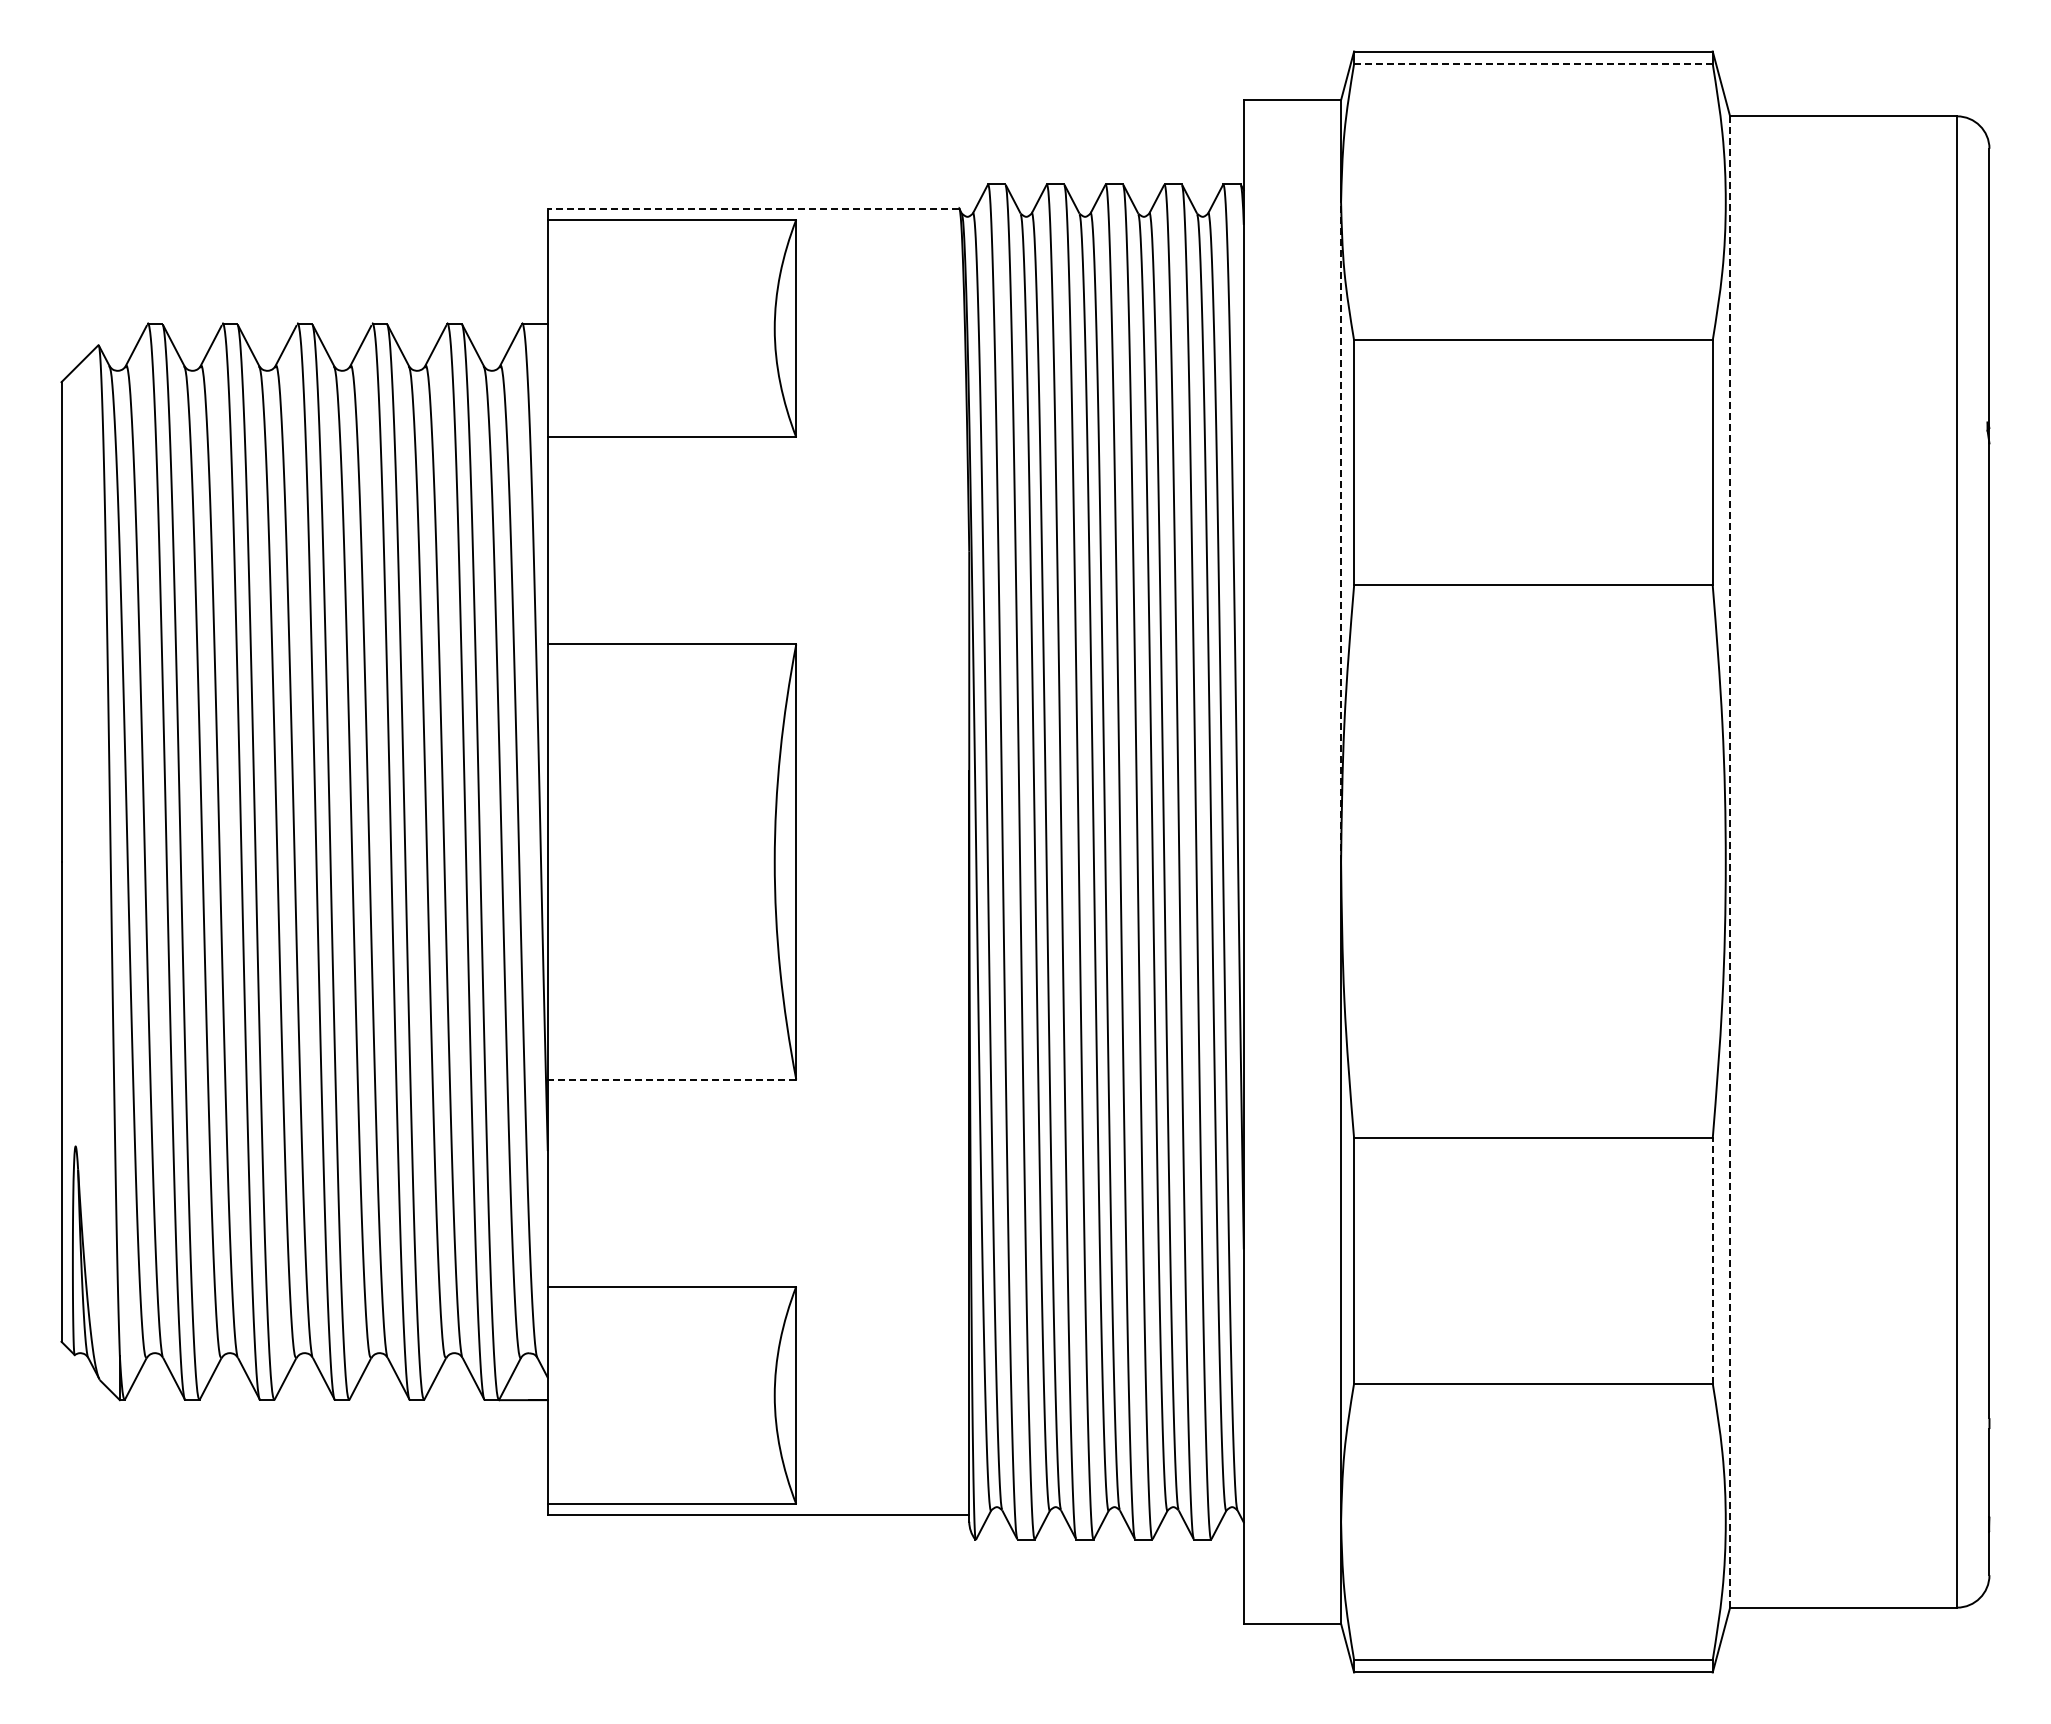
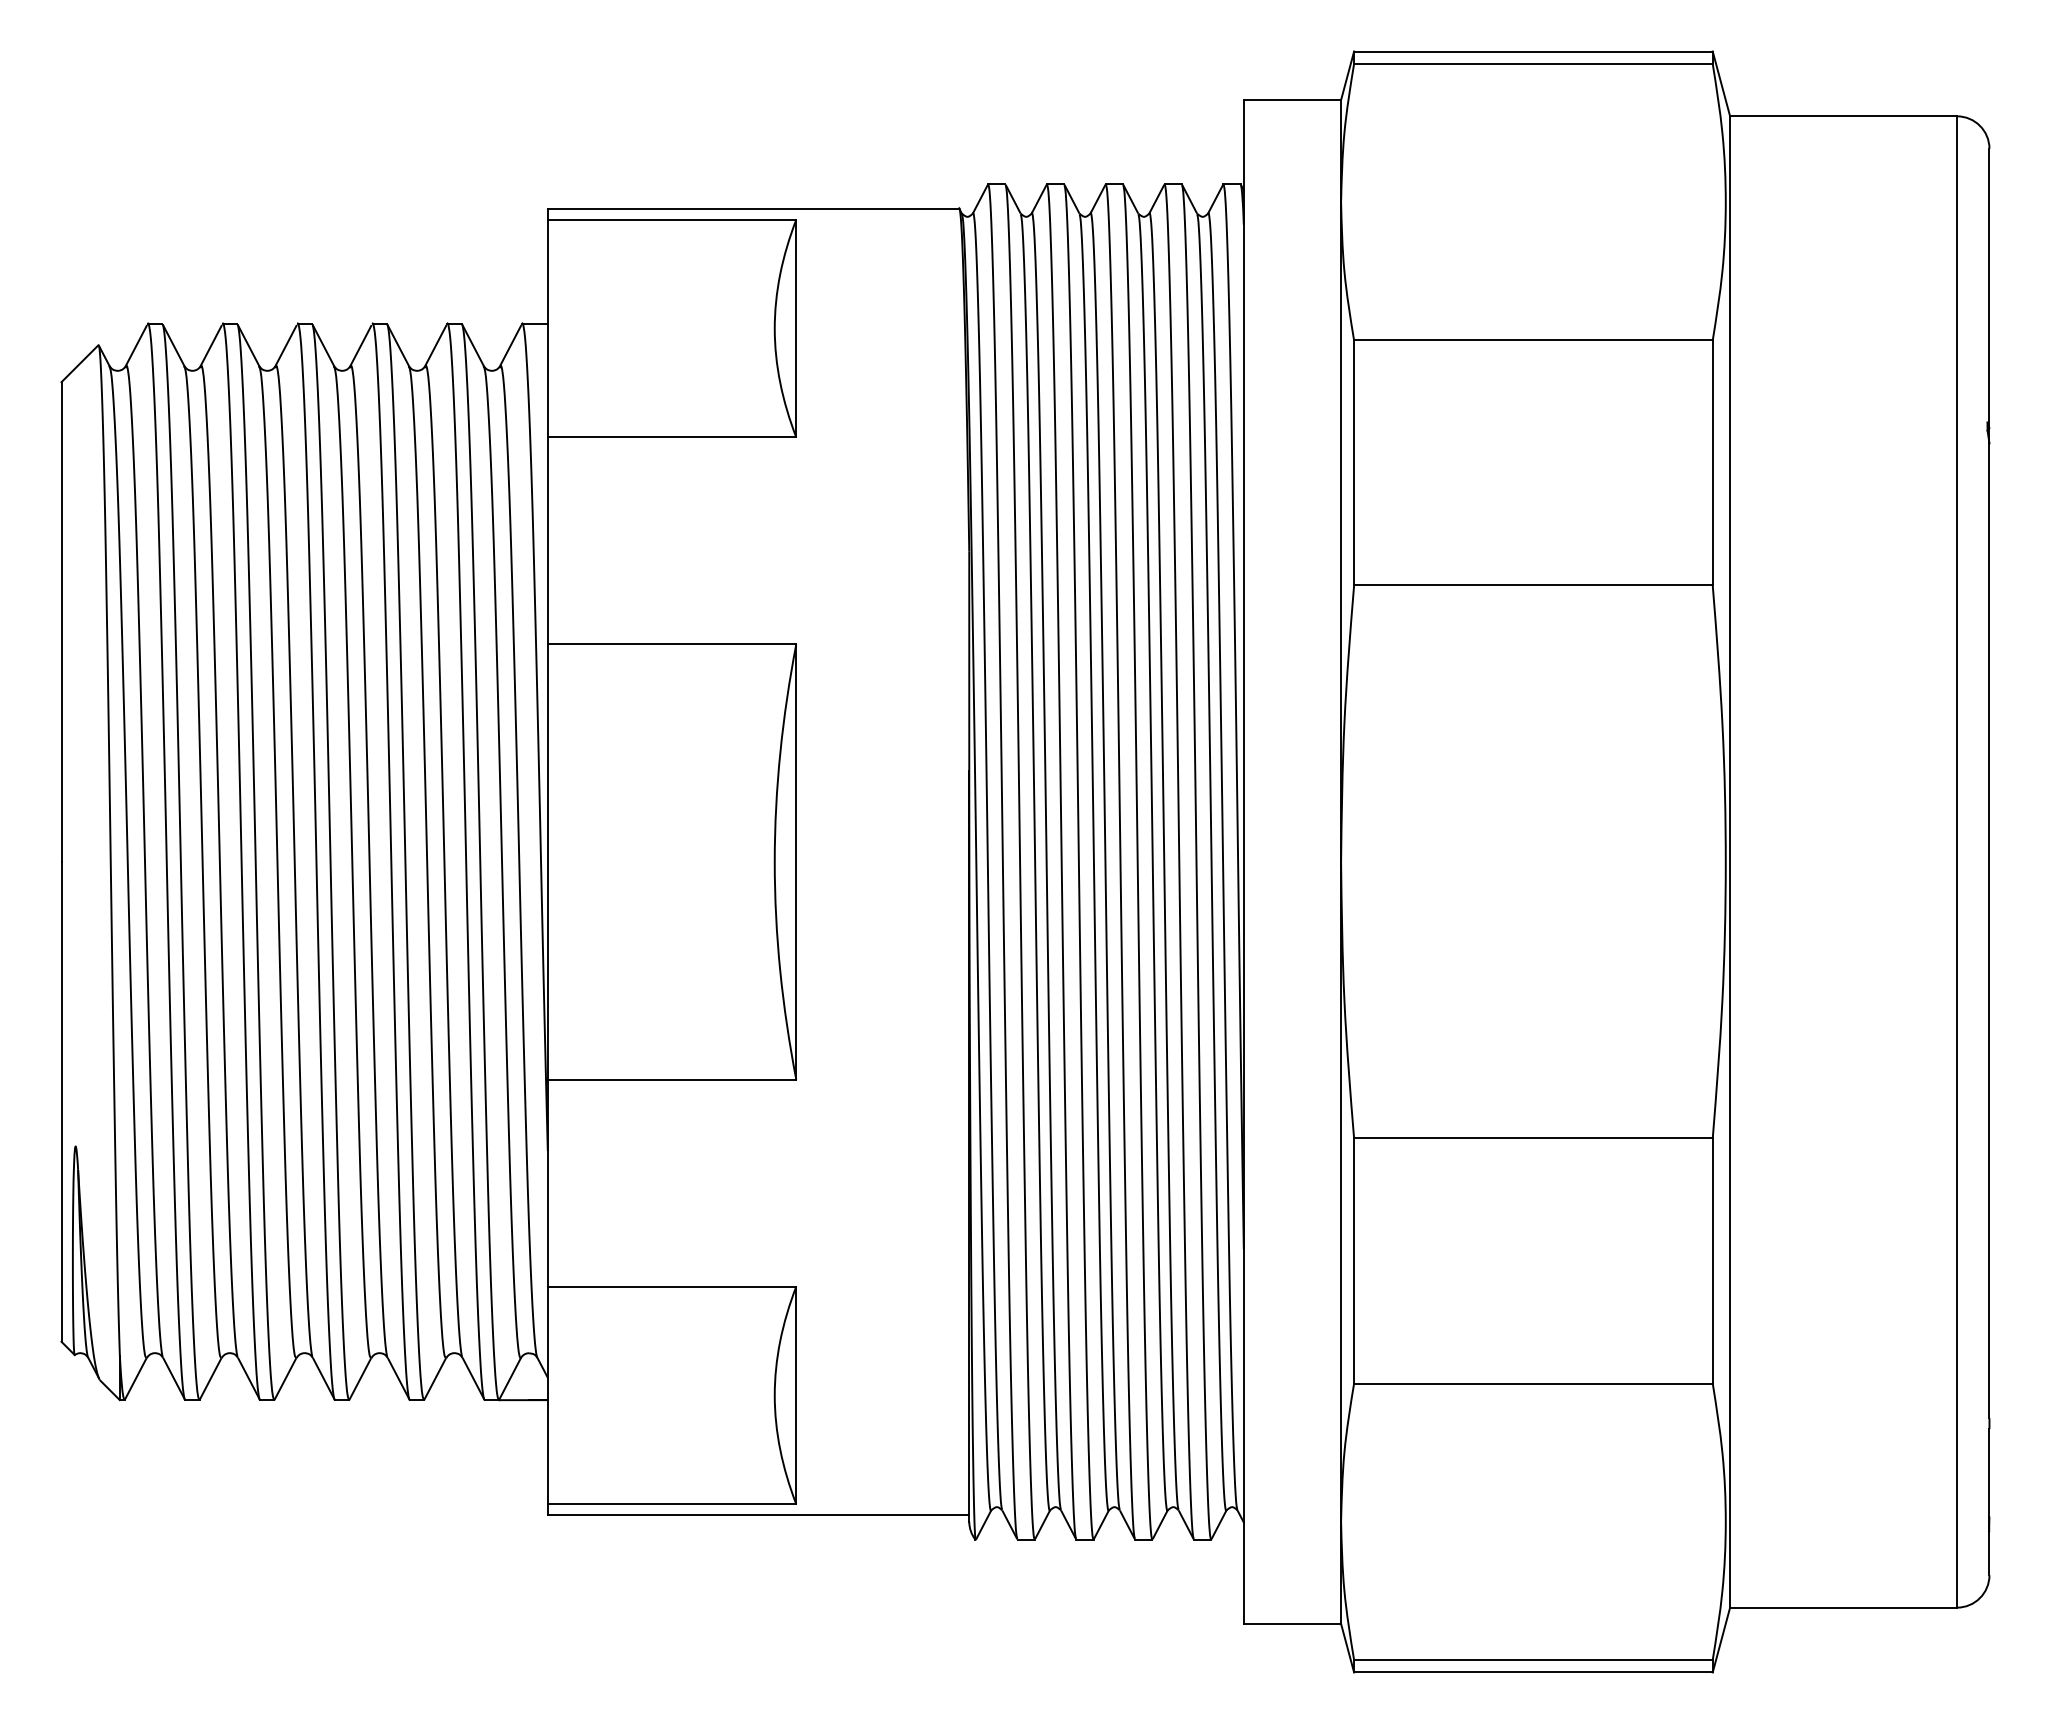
line: dashed -> solid (1532, 63)
line: dashed -> solid (753, 208)
line: dashed -> solid (1341, 532)
line: dashed -> solid (1730, 861)
line: dashed -> solid (671, 1079)
line: dashed -> solid (1712, 1261)
